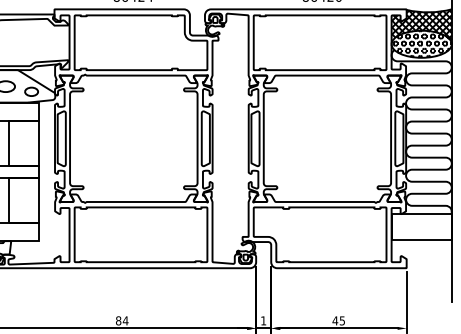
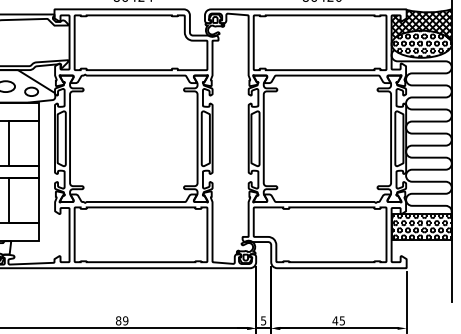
hatch: none -> present (421, 226)
text: 84 -> 89 (125, 320)
text: 1 -> 5 (263, 320)
